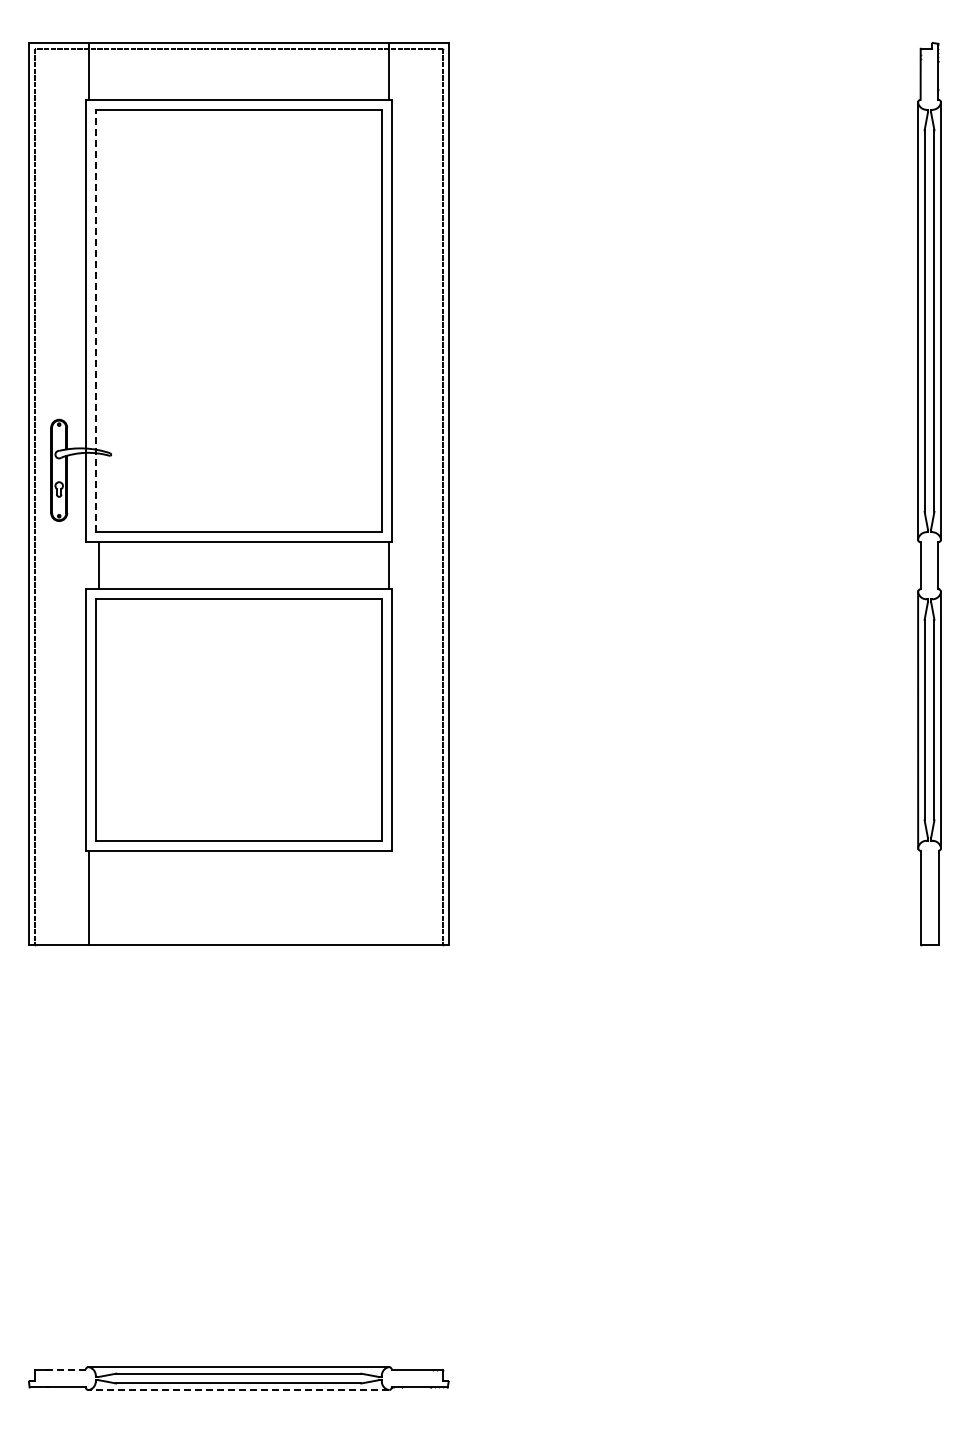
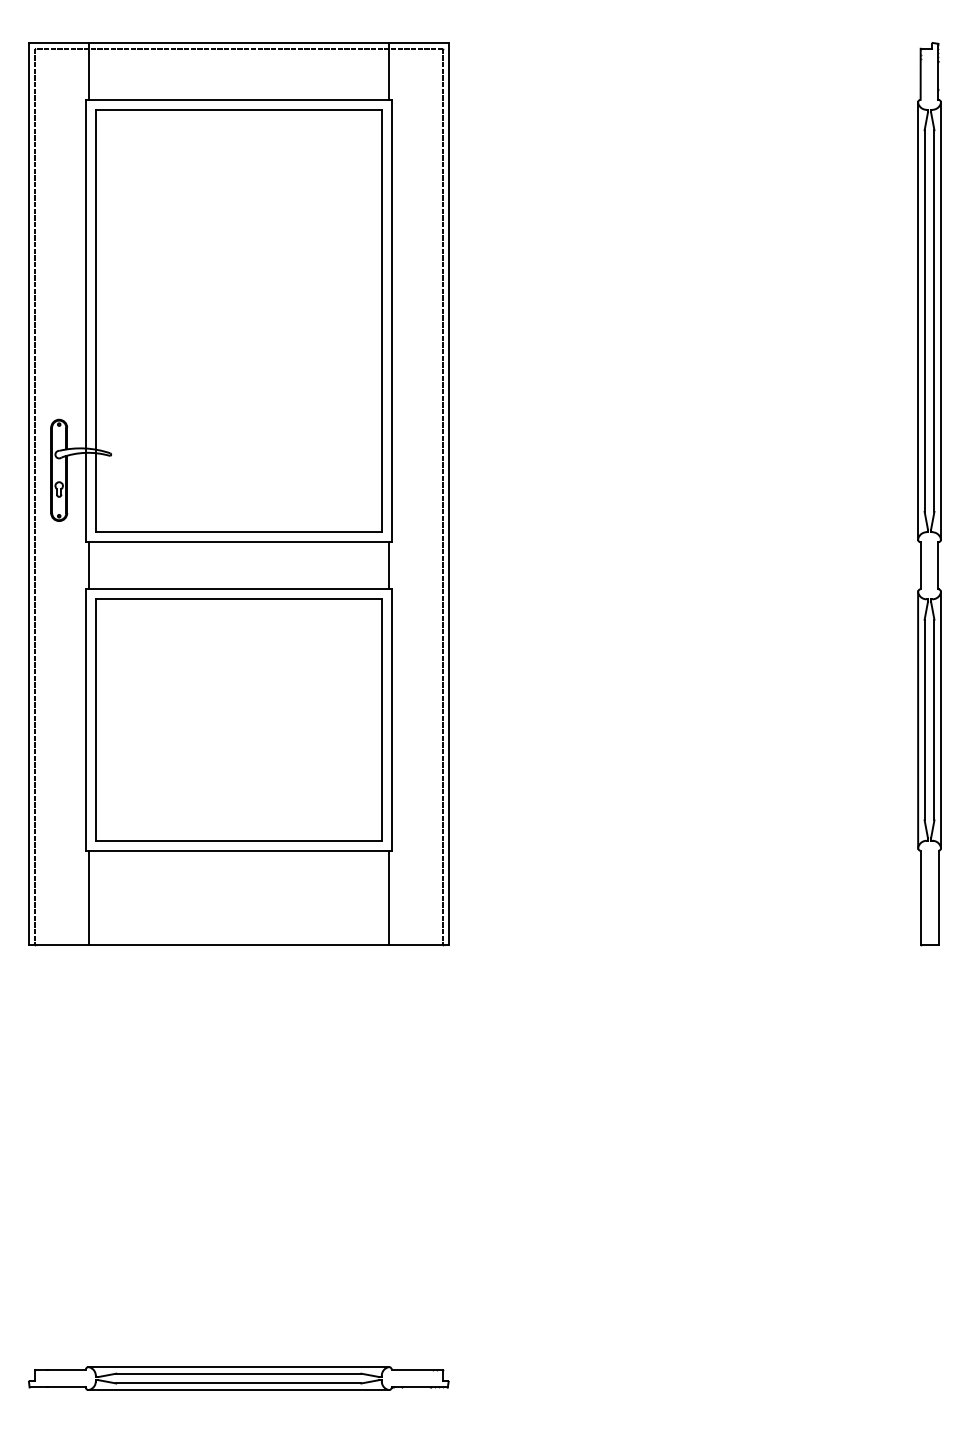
line: dashed -> solid (95, 320)
line position: (99, 565) -> (89, 565) (89, 565)
line: none -> present (388, 897)
line: dashed -> solid (66, 1369)
line: dashed -> solid (238, 1390)
